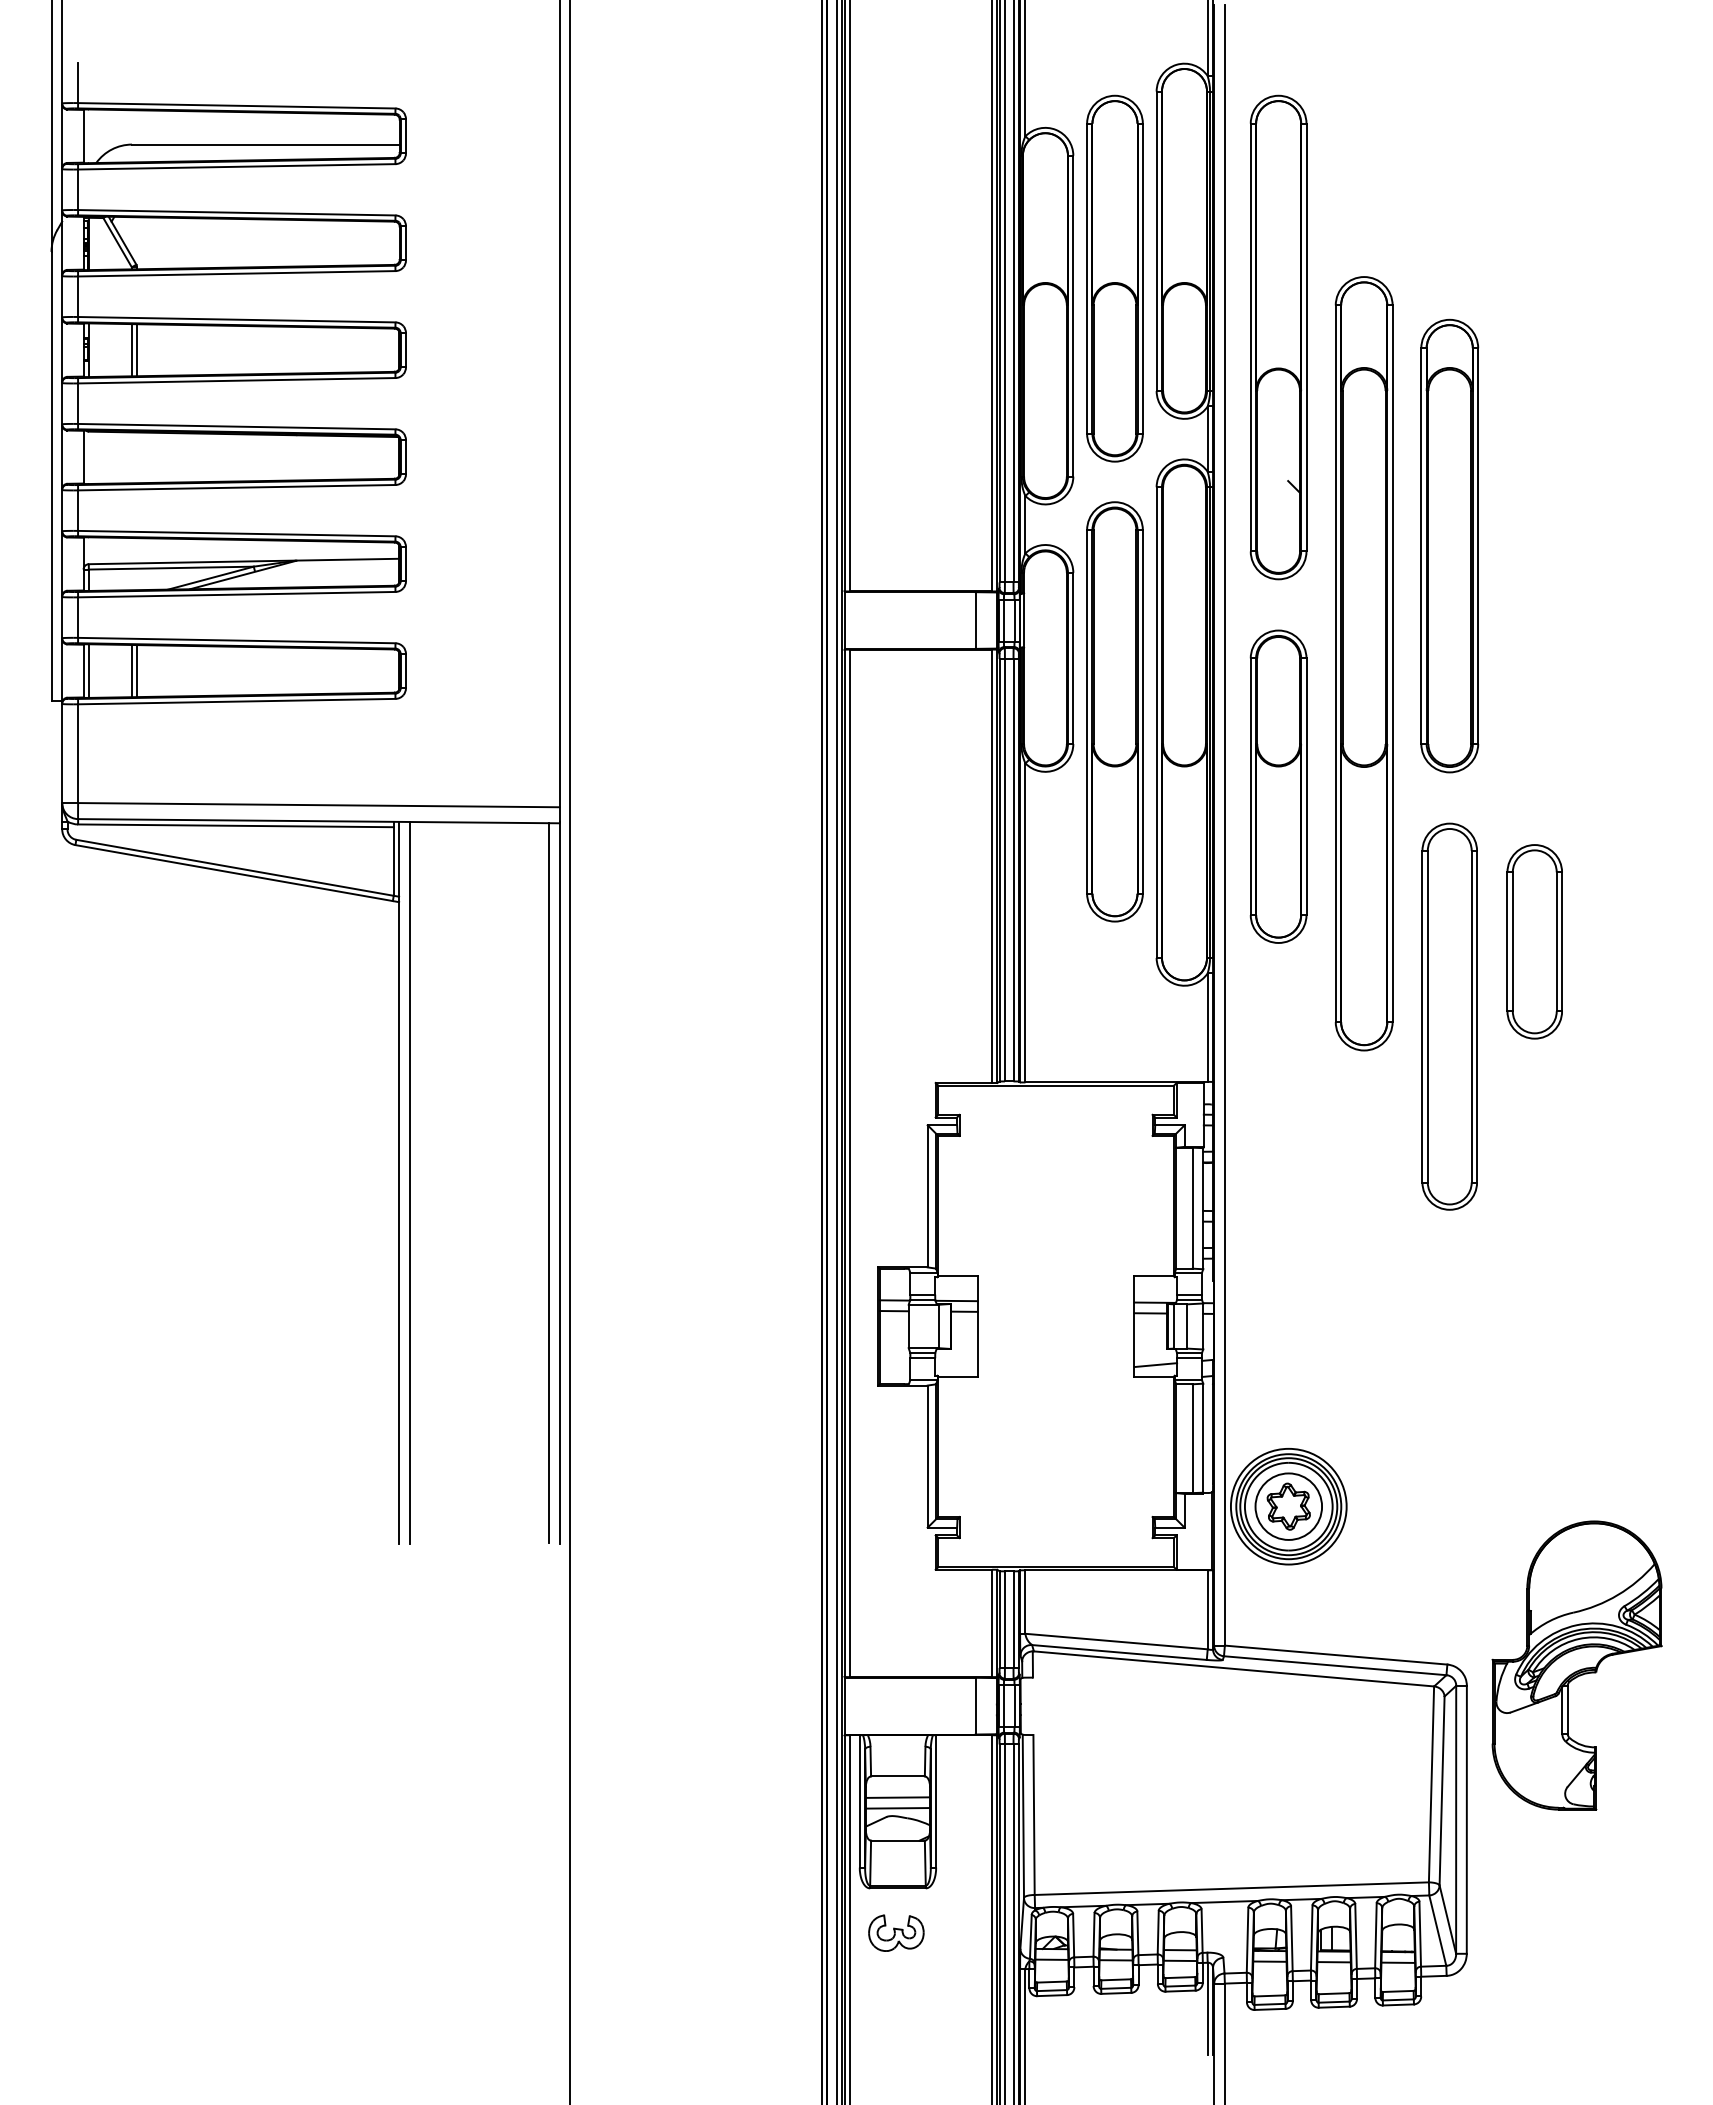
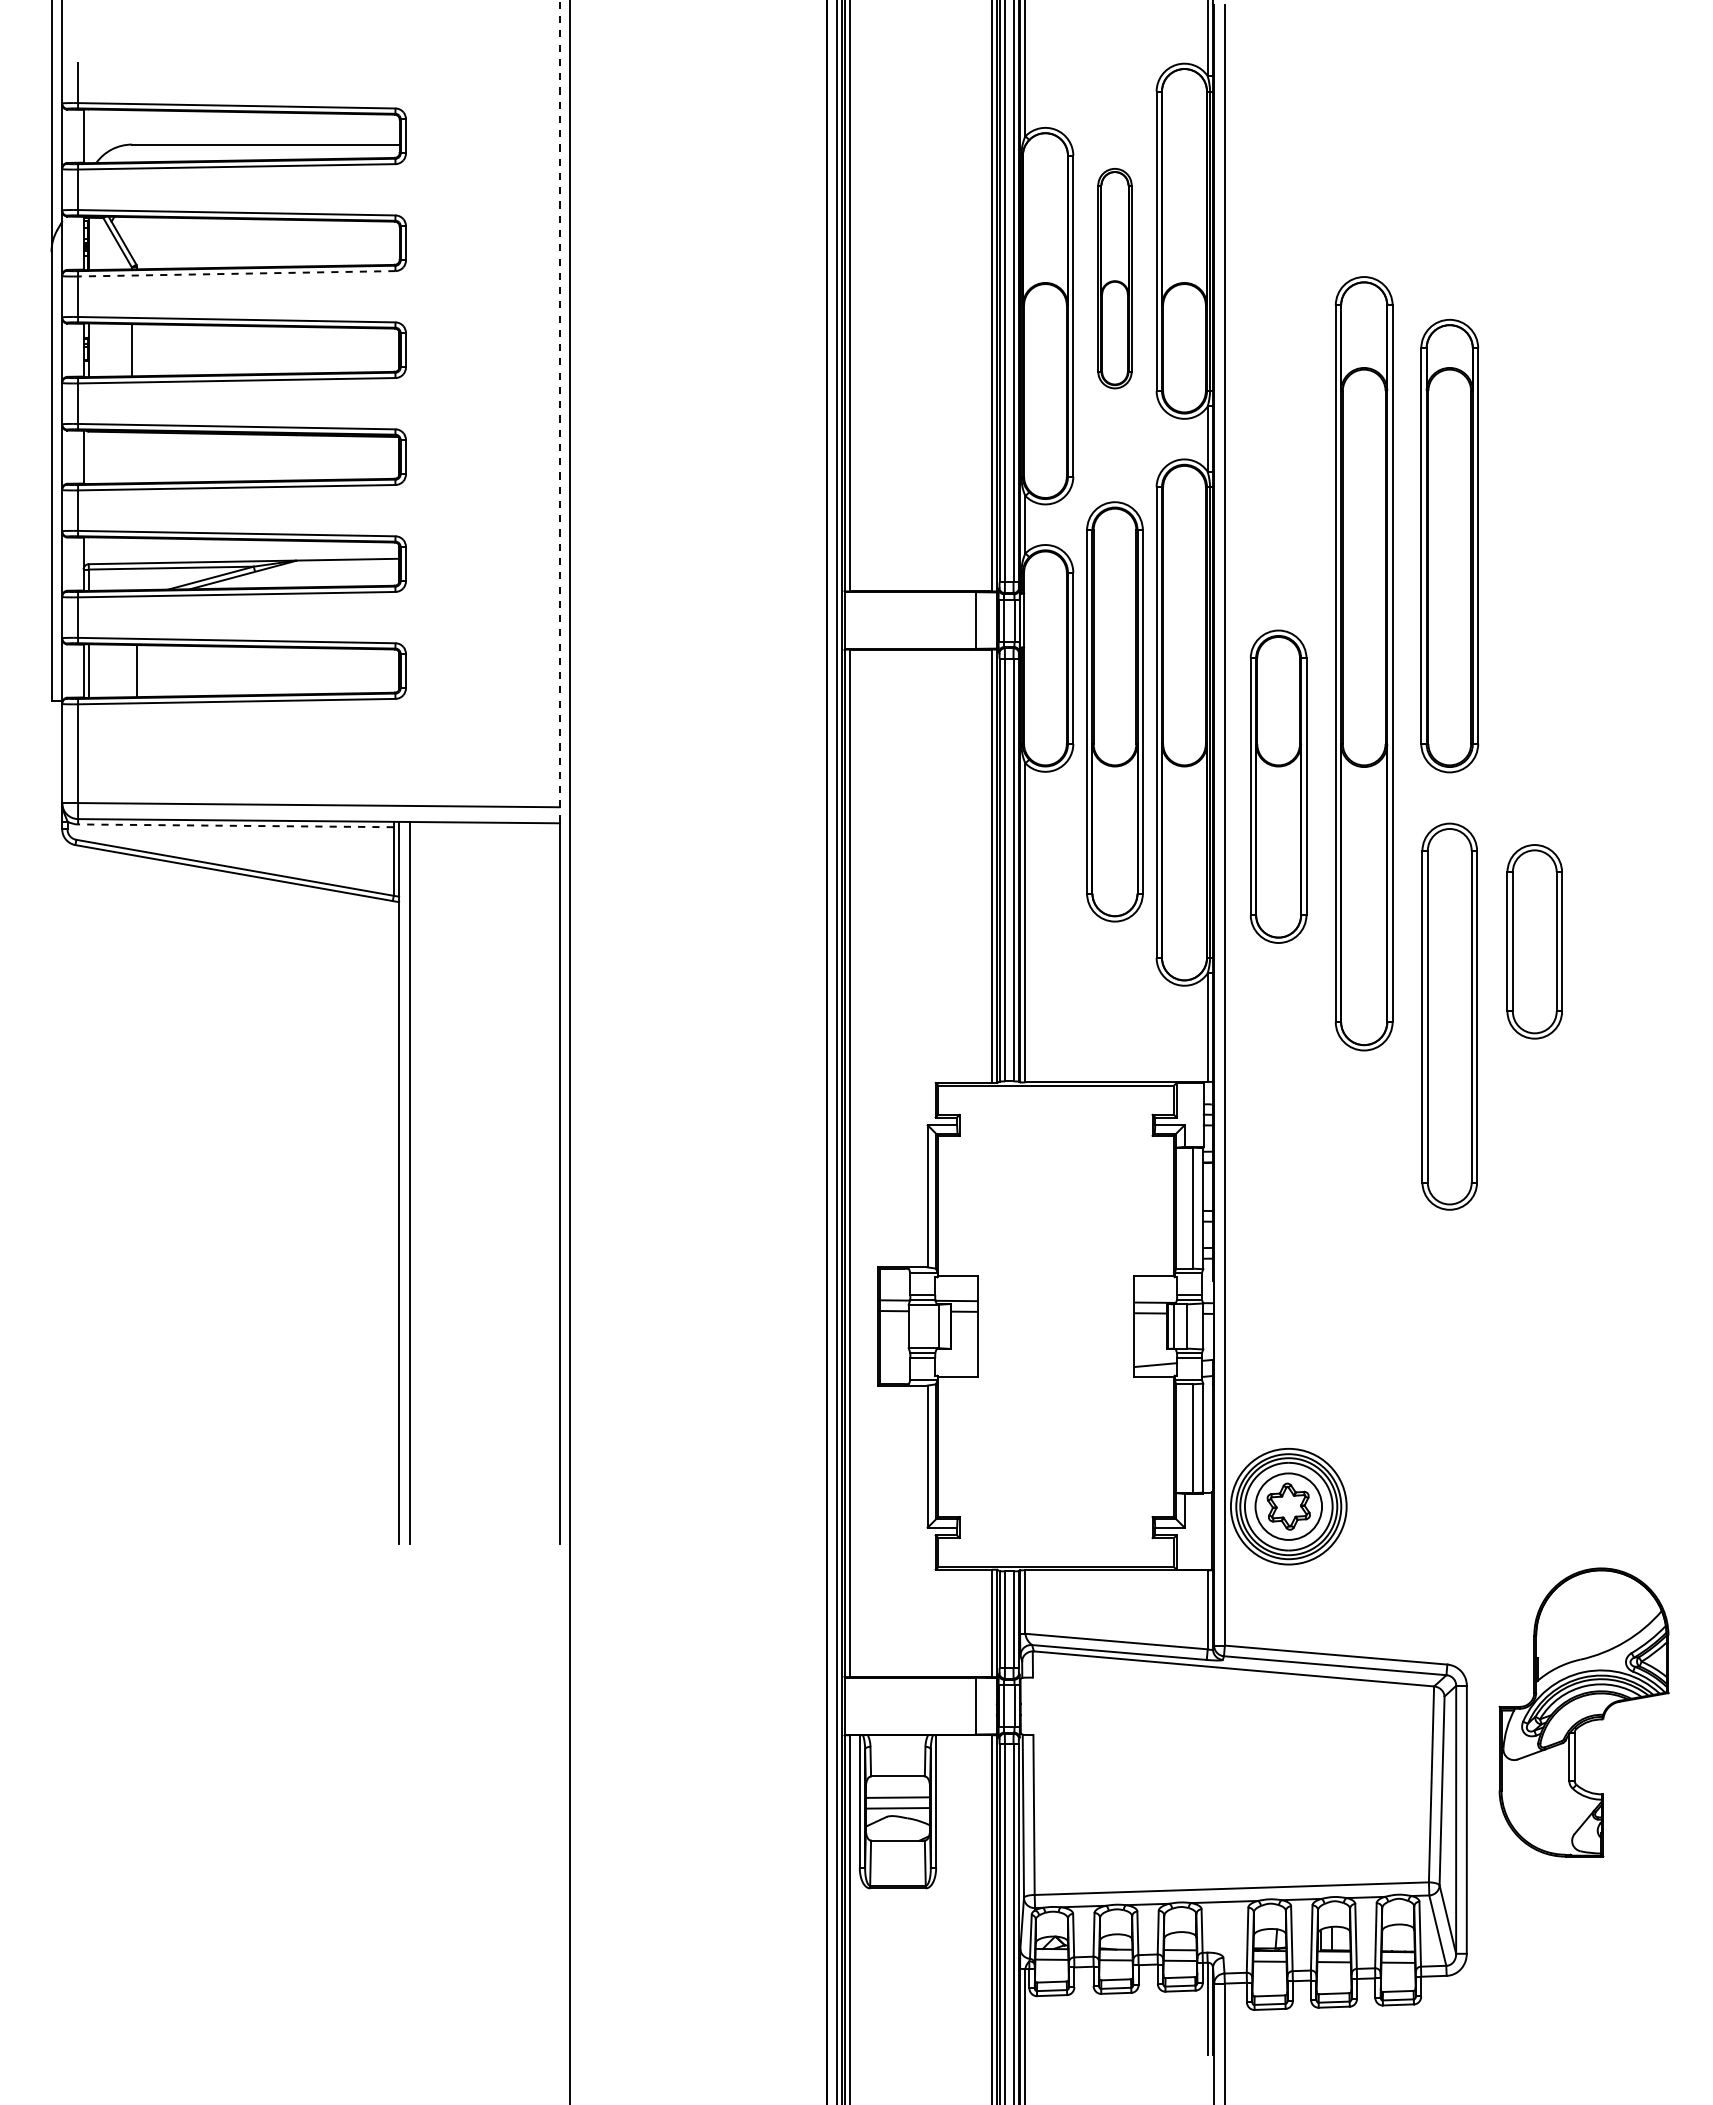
line: solid -> dashed (236, 273)
part size: 58x369 px -> 36x222 px (1114, 278)
part: present -> none (1278, 337)
line: present -> none (137, 350)
line: solid -> dashed (559, 410)
line: present -> none (131, 671)
line: solid -> dashed (235, 825)
line: present -> none (821, 1051)
line: present -> none (549, 1182)
part position: (1576, 1665) -> (1583, 1712) (1583, 1712)
part: present -> none (896, 1932)
